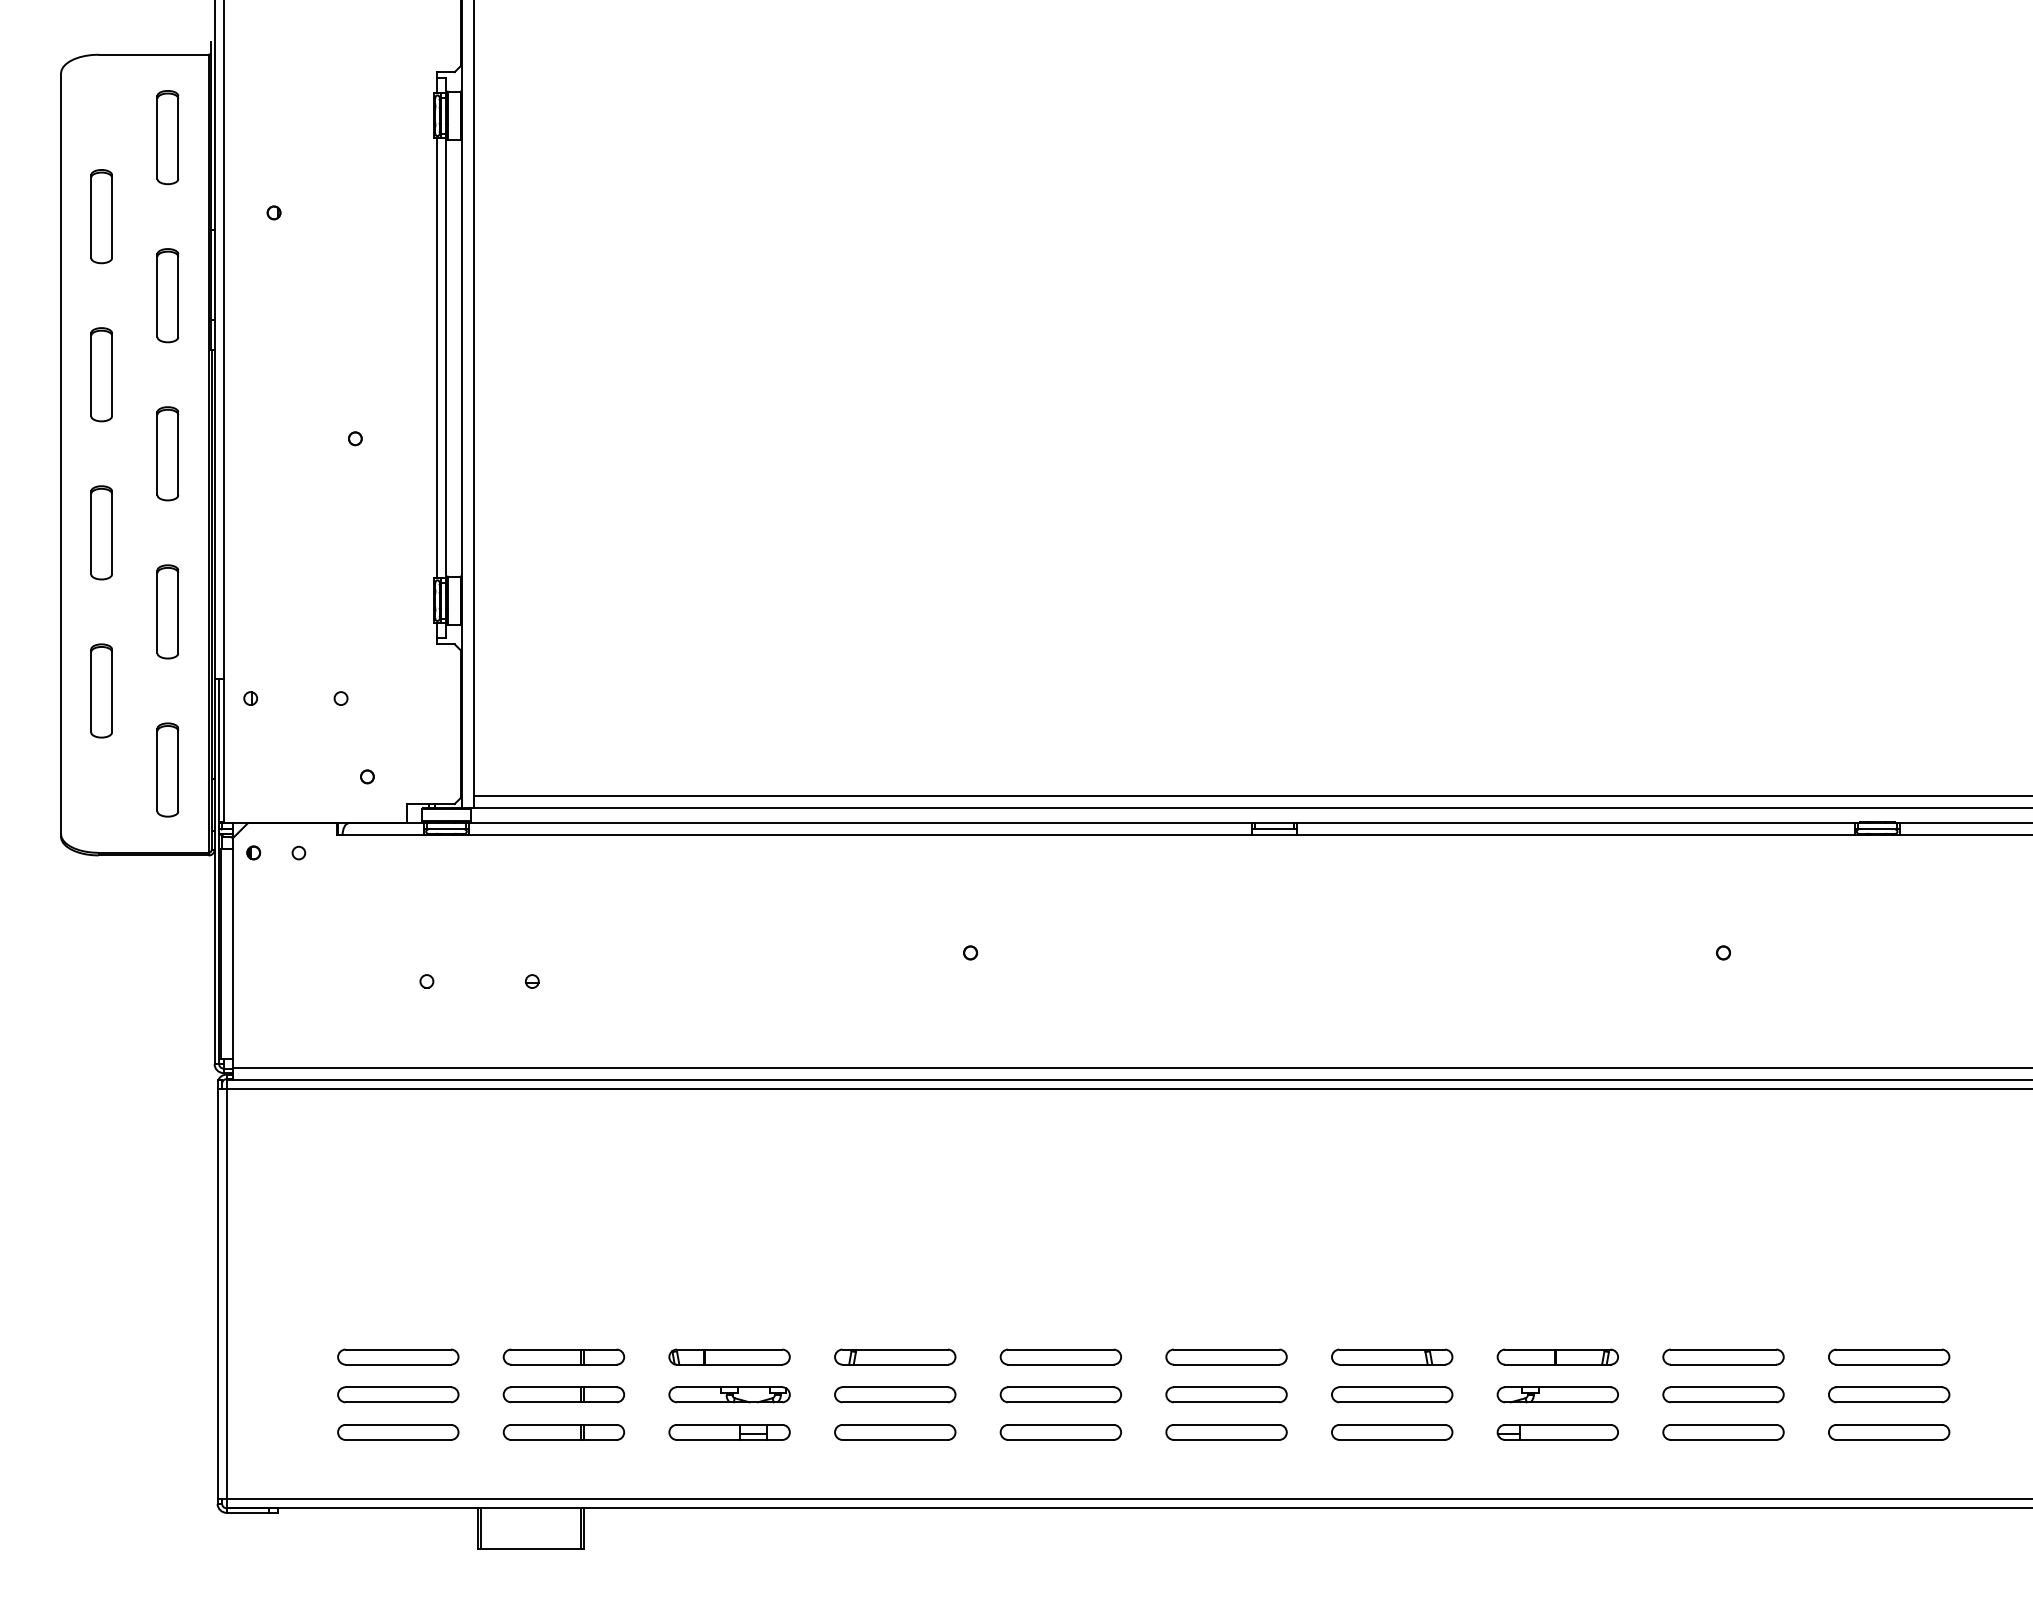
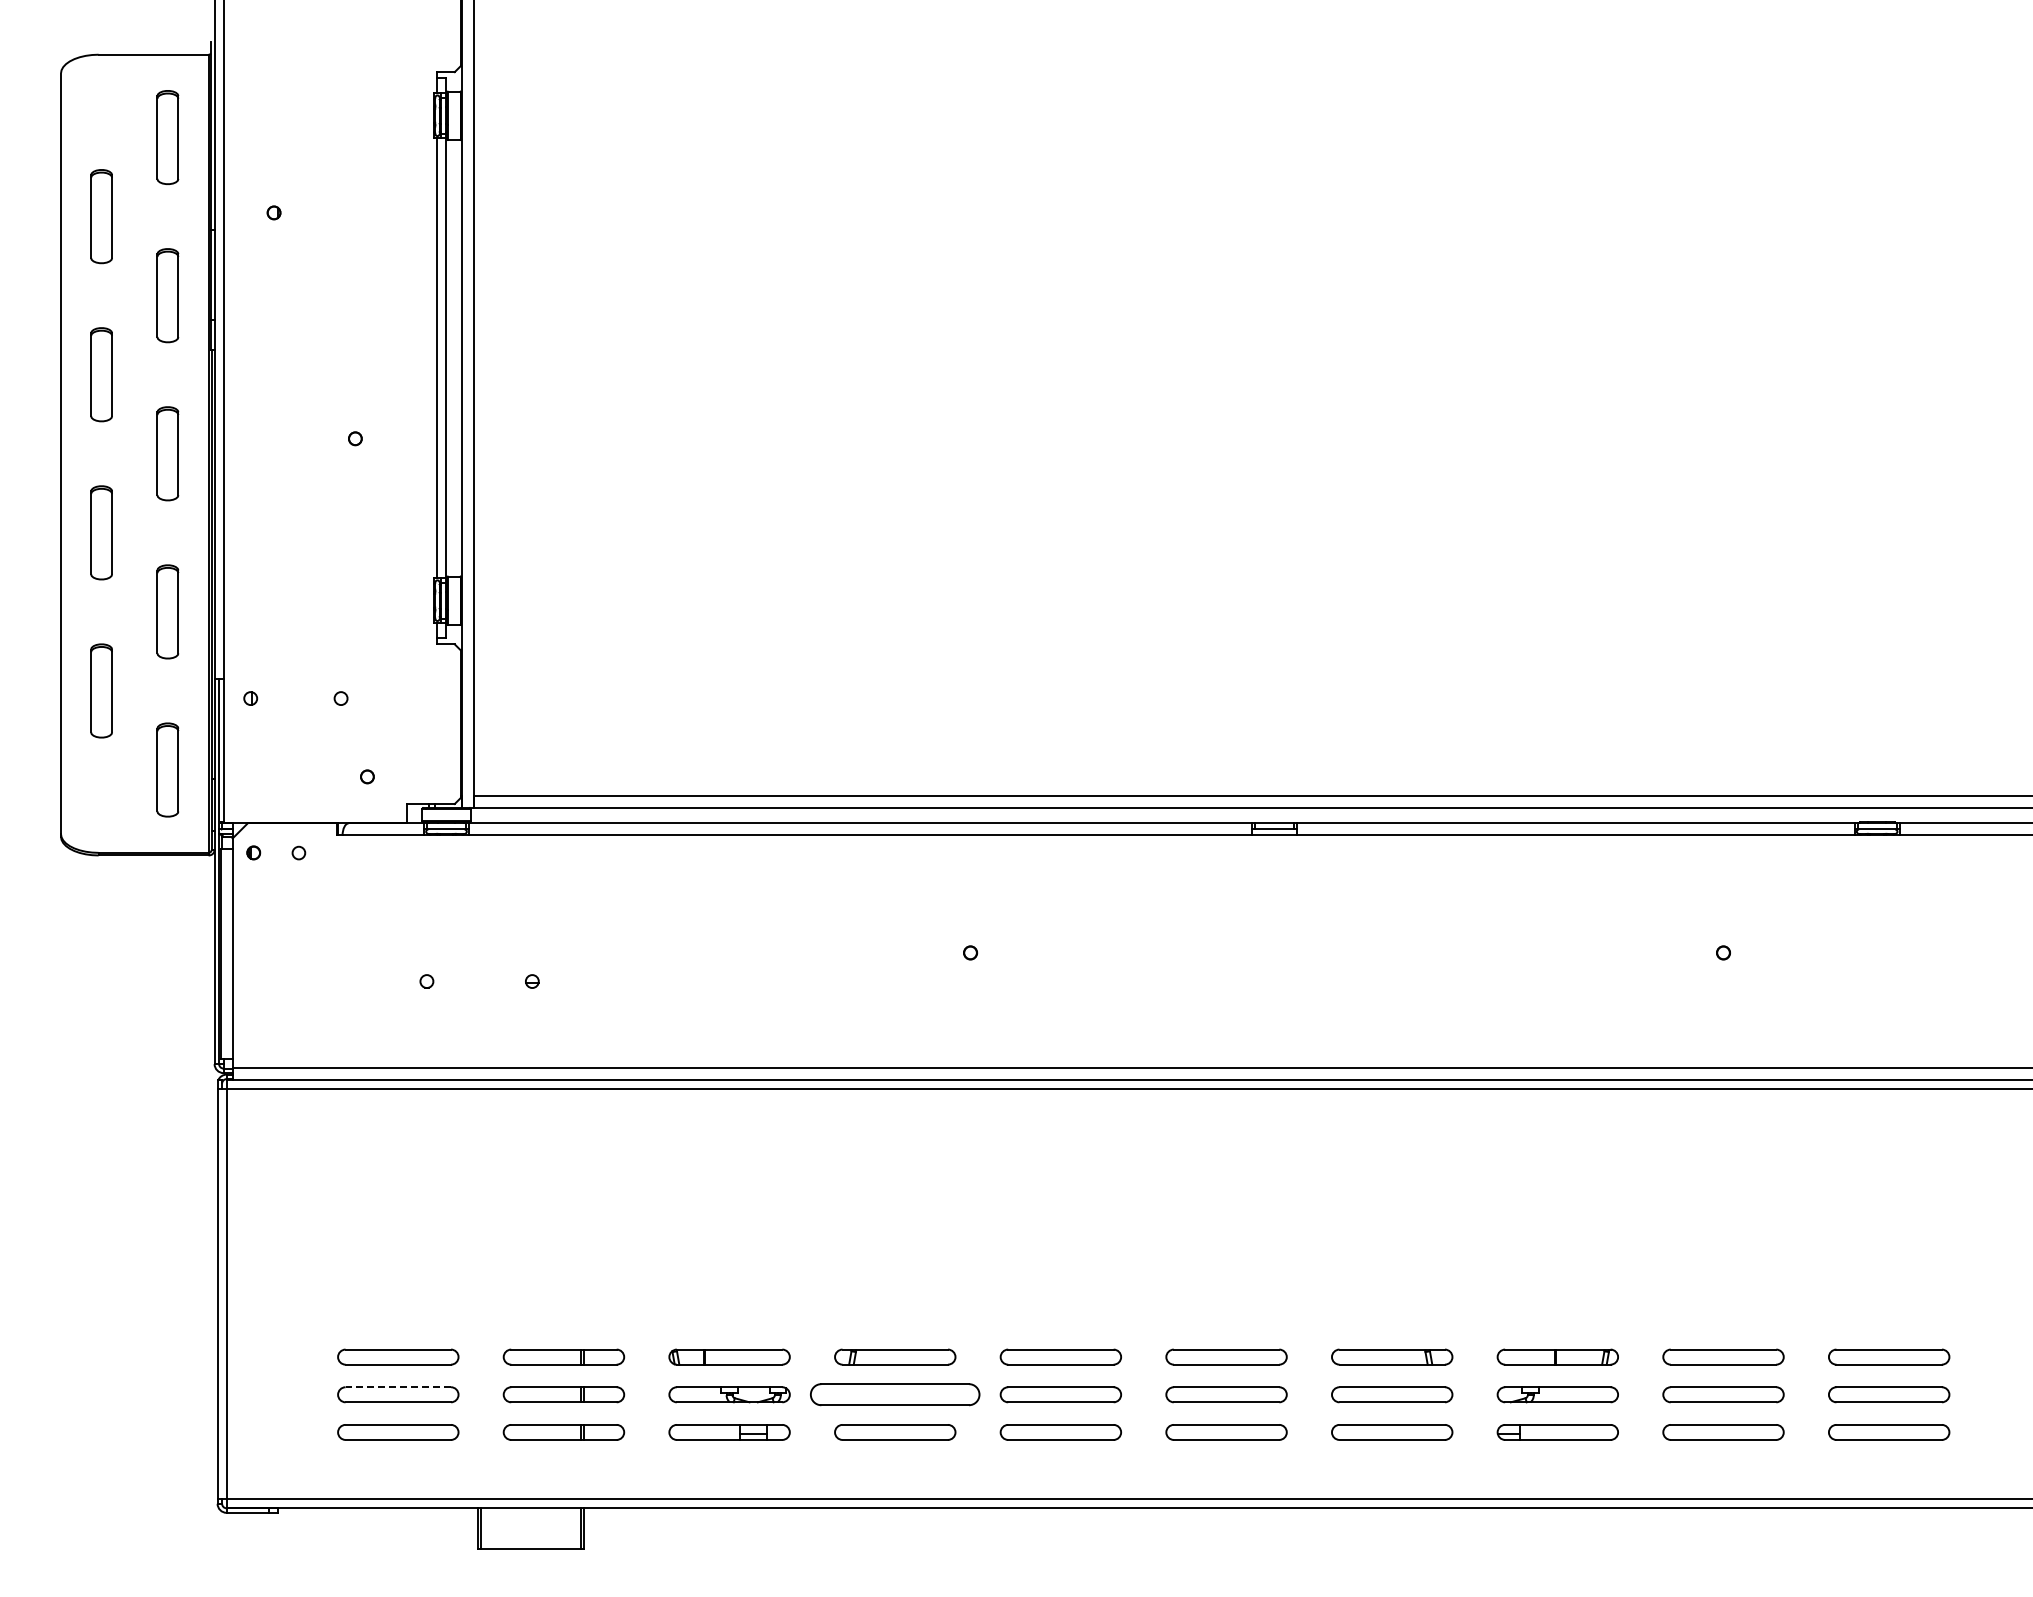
line: solid -> dashed (398, 1387)
part size: 123x18 px -> 171x24 px (895, 1394)
